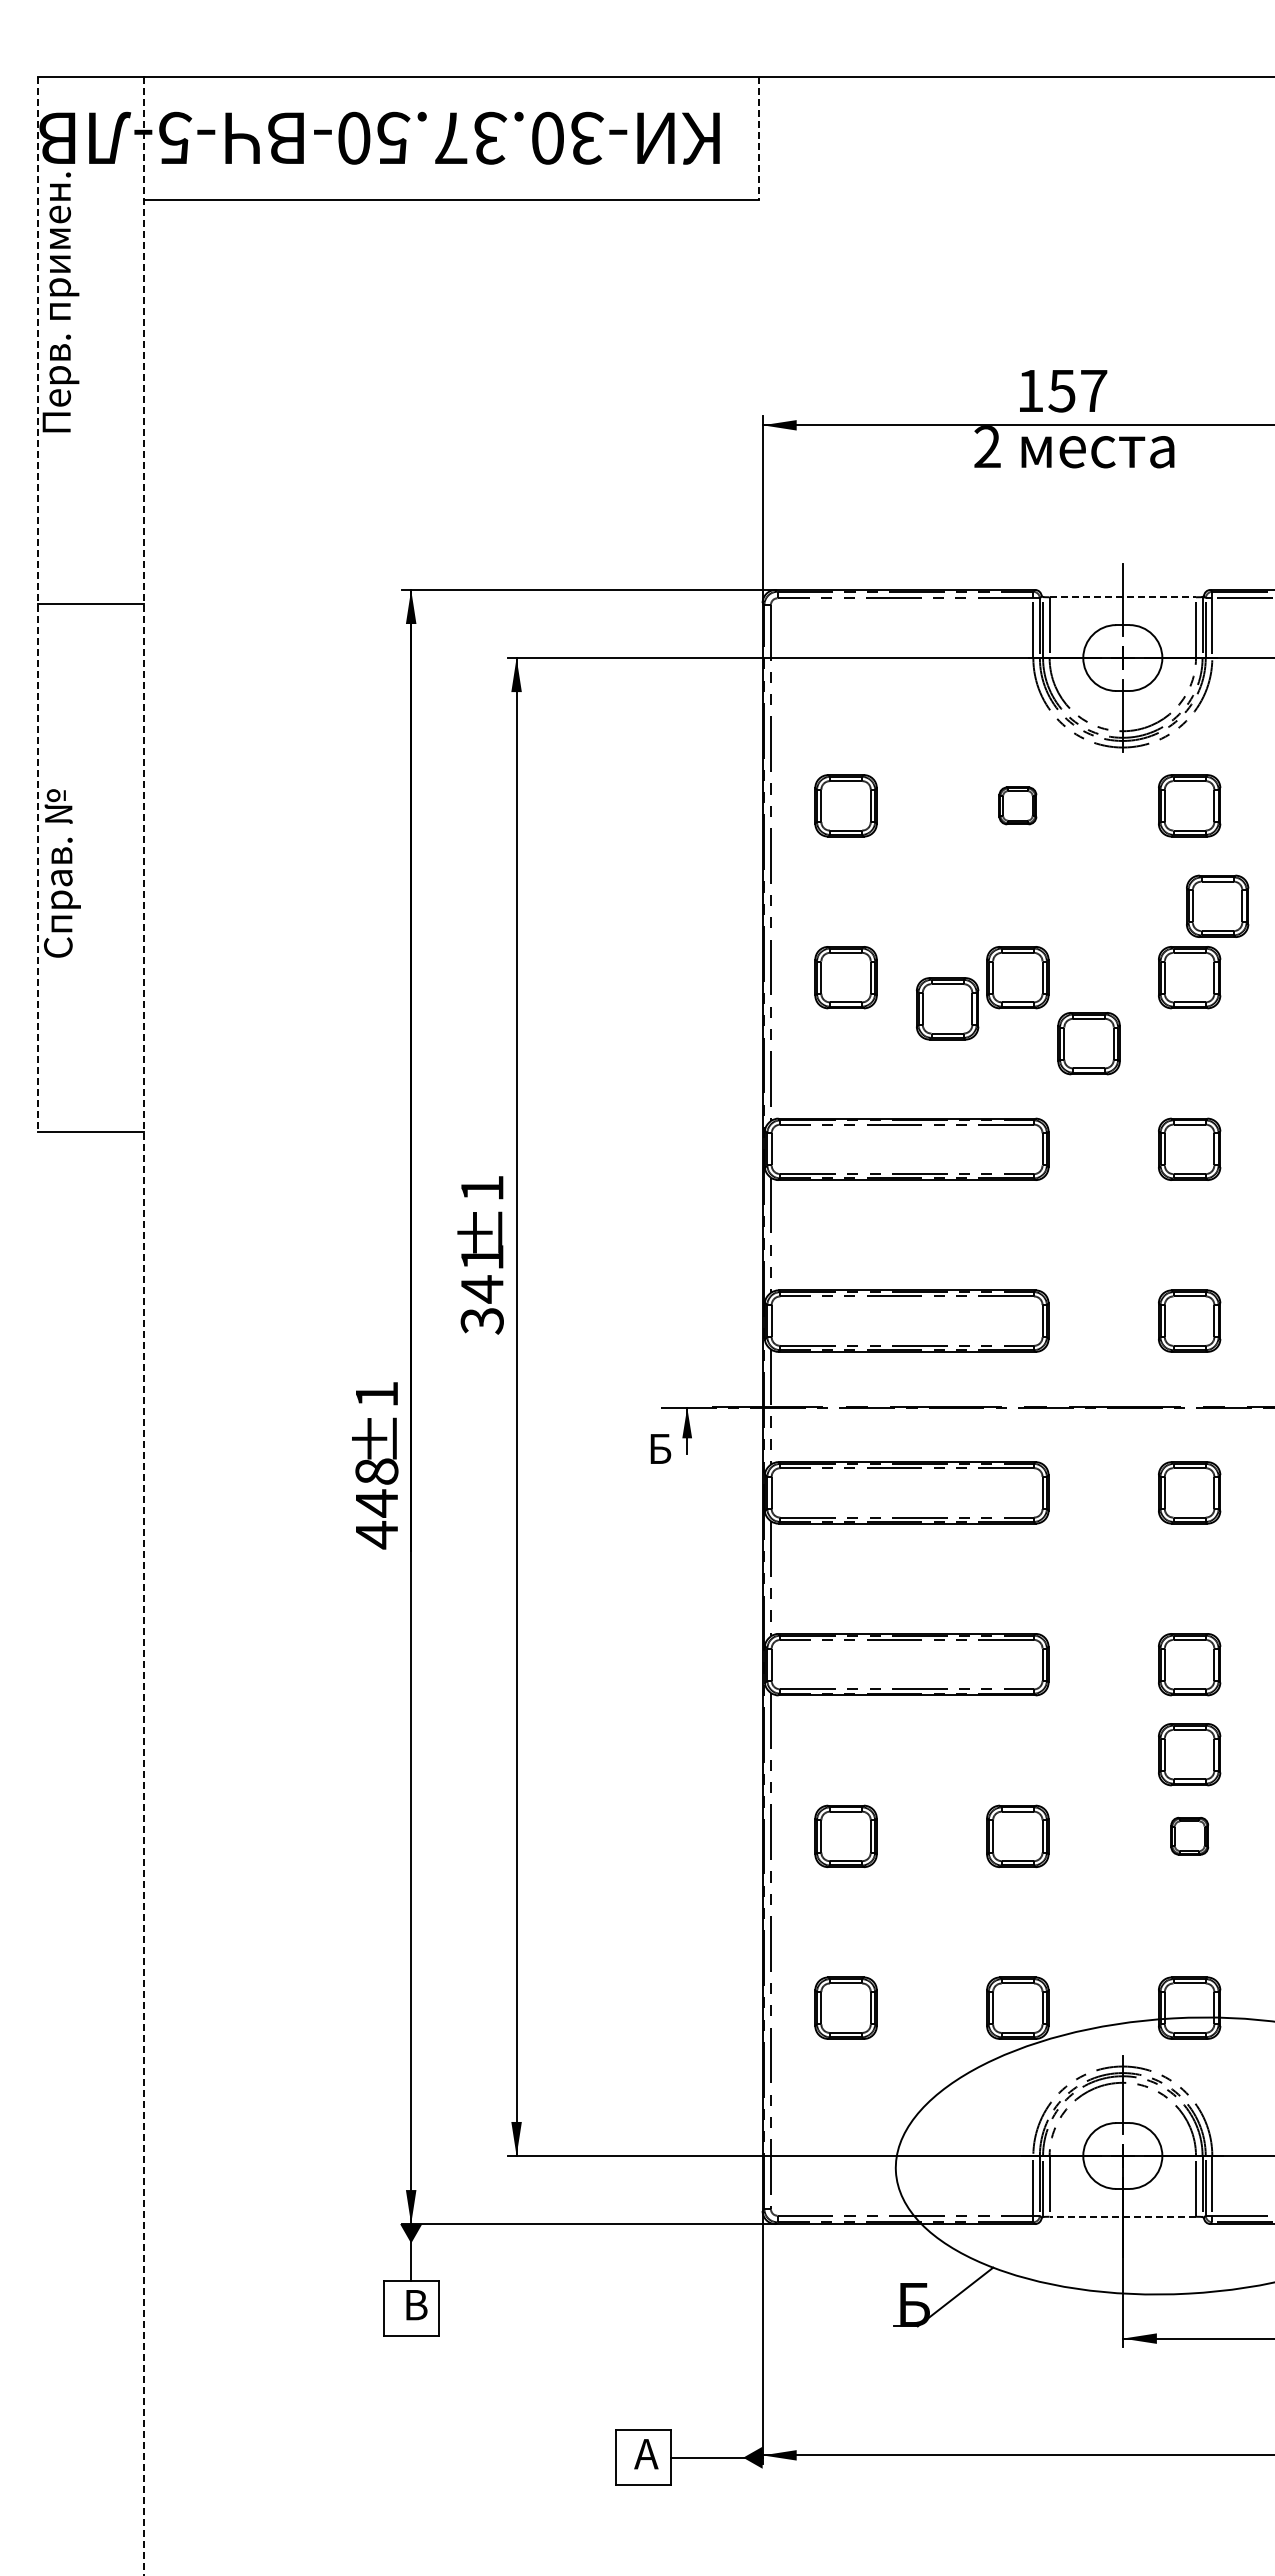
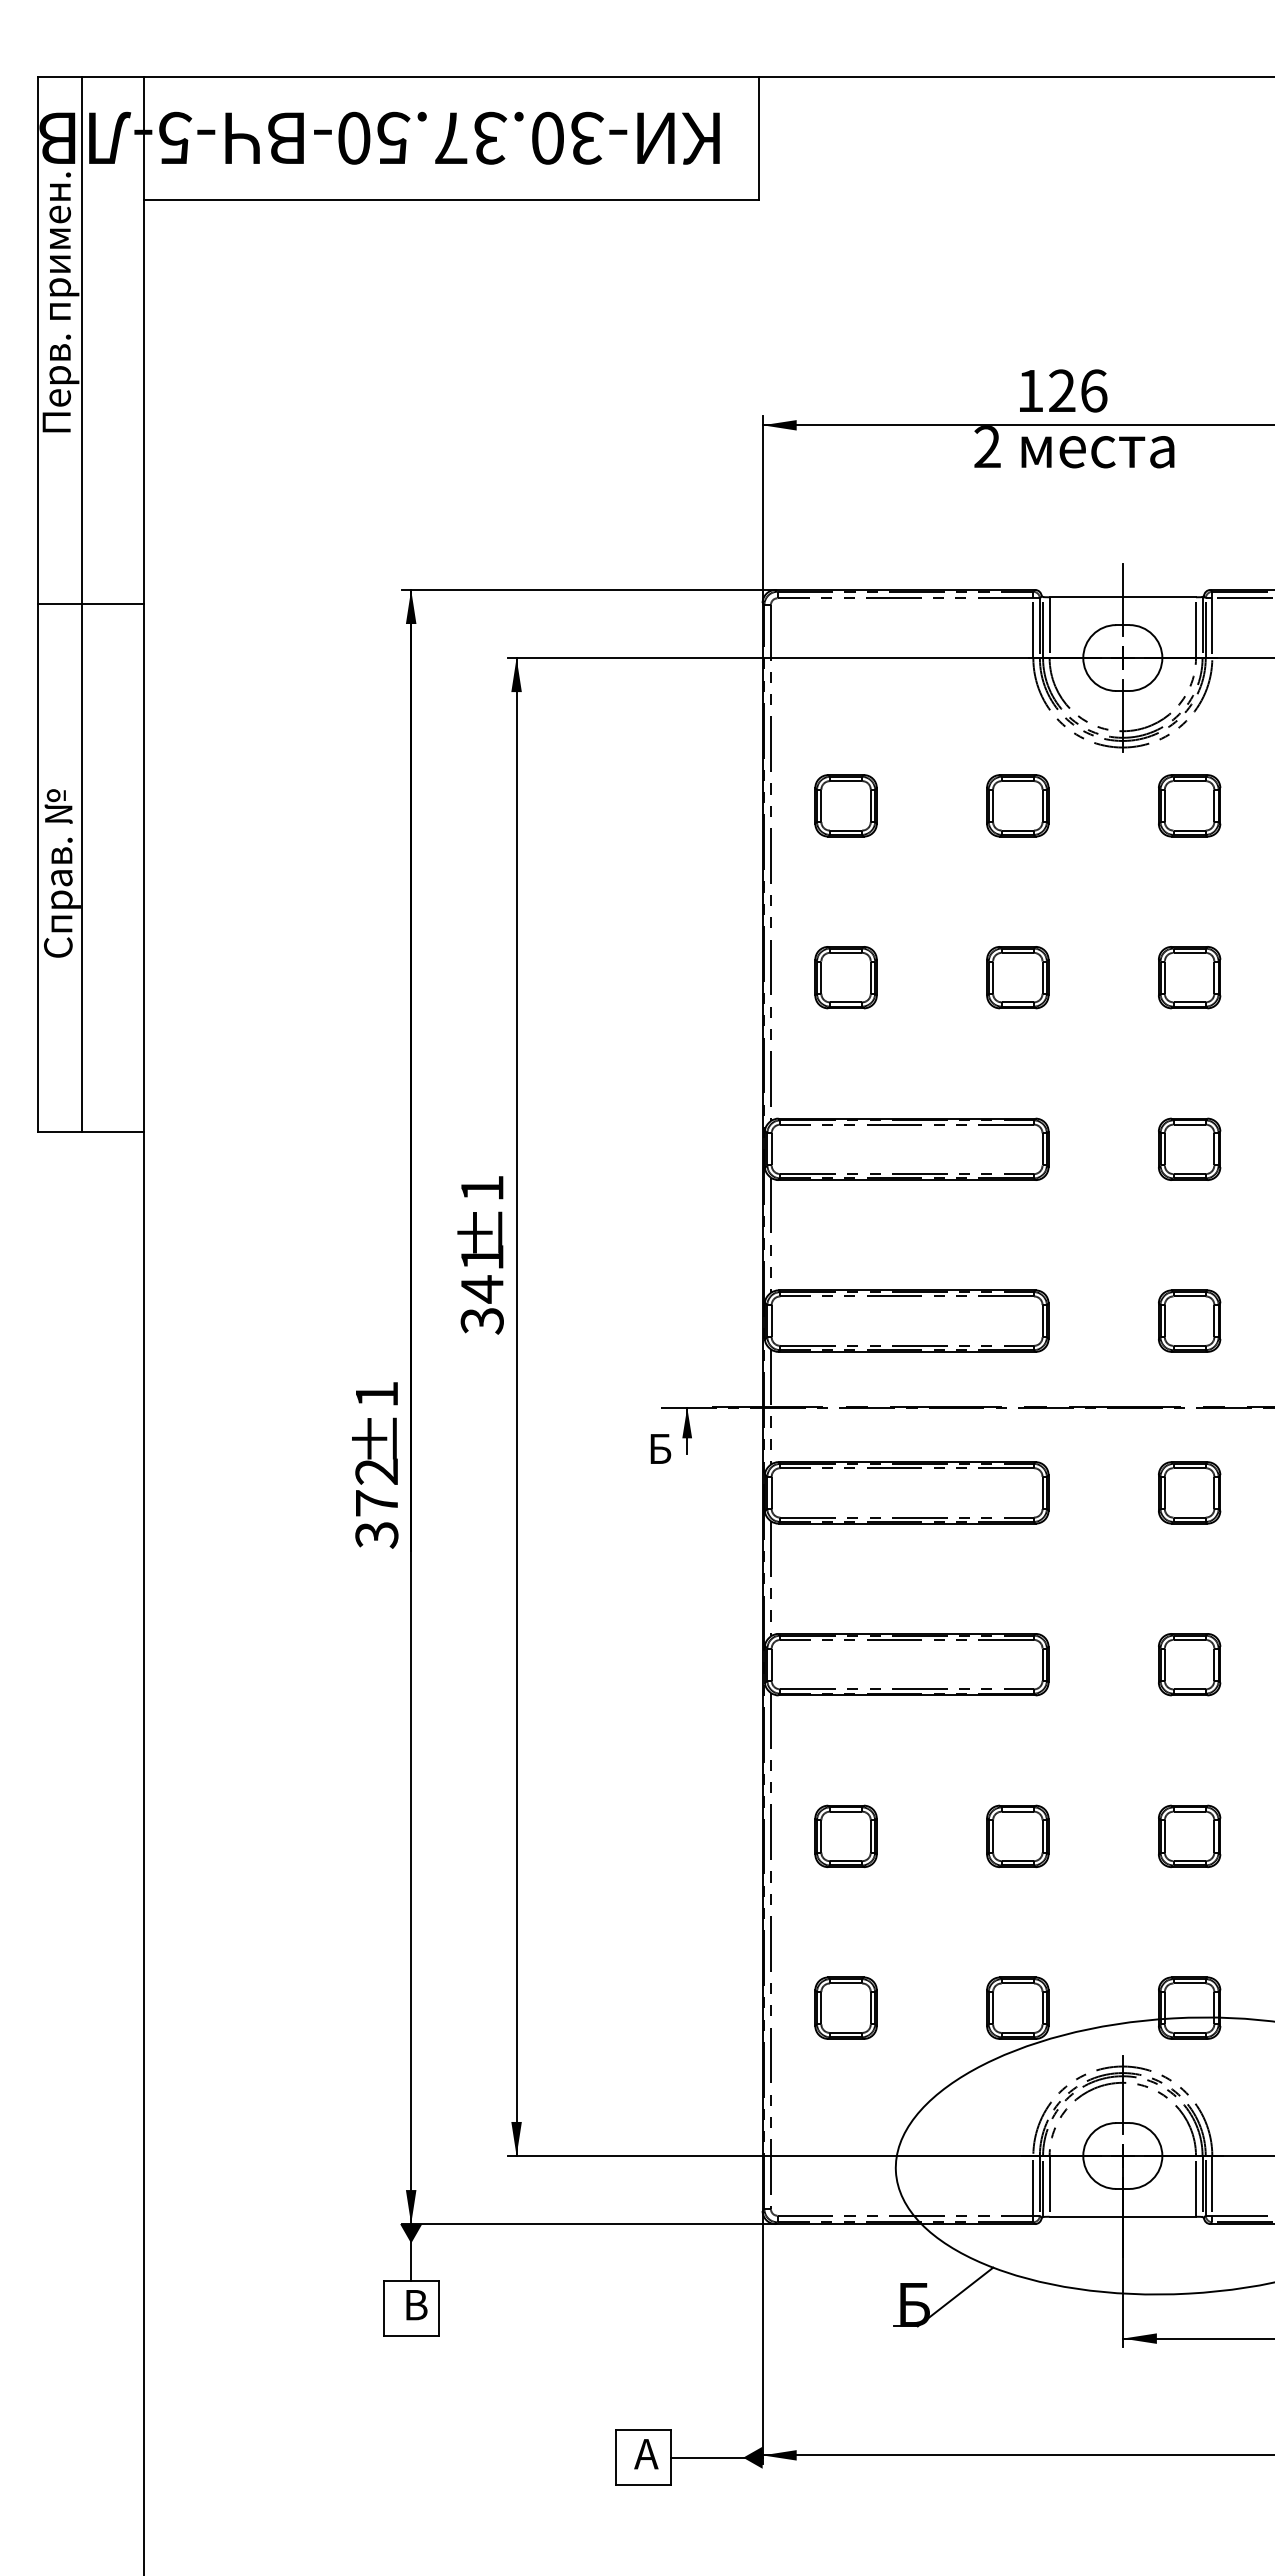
line: dashed -> solid (758, 139)
text: 157 -> 126 (1077, 390)
line: dashed -> solid (1123, 597)
line: dashed -> solid (38, 604)
line: none -> present (82, 604)
part size: 40x40 px -> 64x64 px (1017, 805)
part: present -> none (1217, 905)
part: present -> none (947, 1008)
part: present -> none (1088, 1043)
line: dashed -> solid (143, 1326)
text: 448 -> 372 (376, 1503)
part: present -> none (1189, 1754)
part size: 40x39 px -> 64x64 px (1189, 1835)
line: dashed -> solid (1122, 2216)
